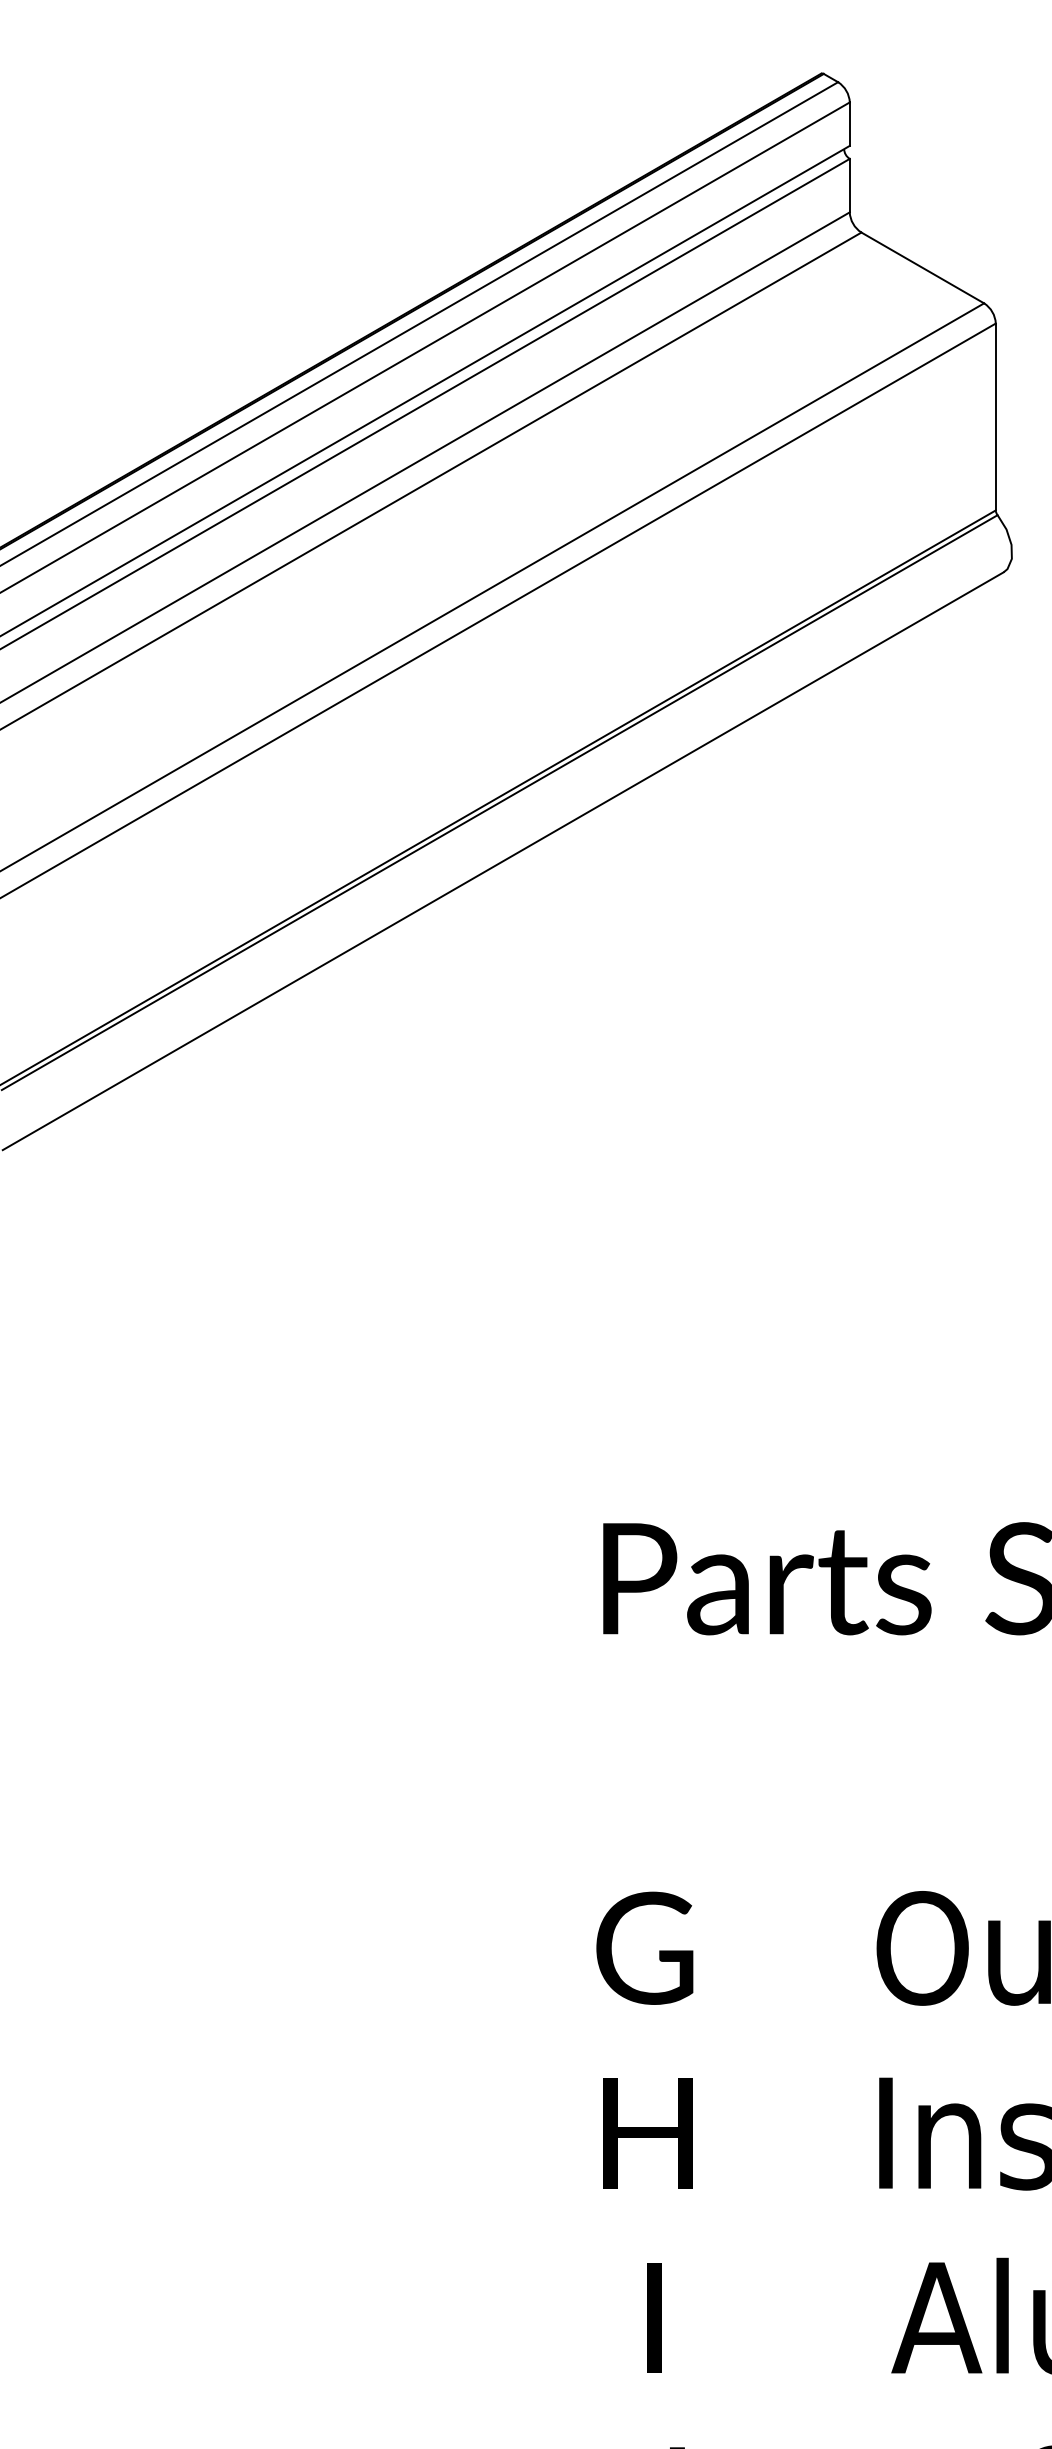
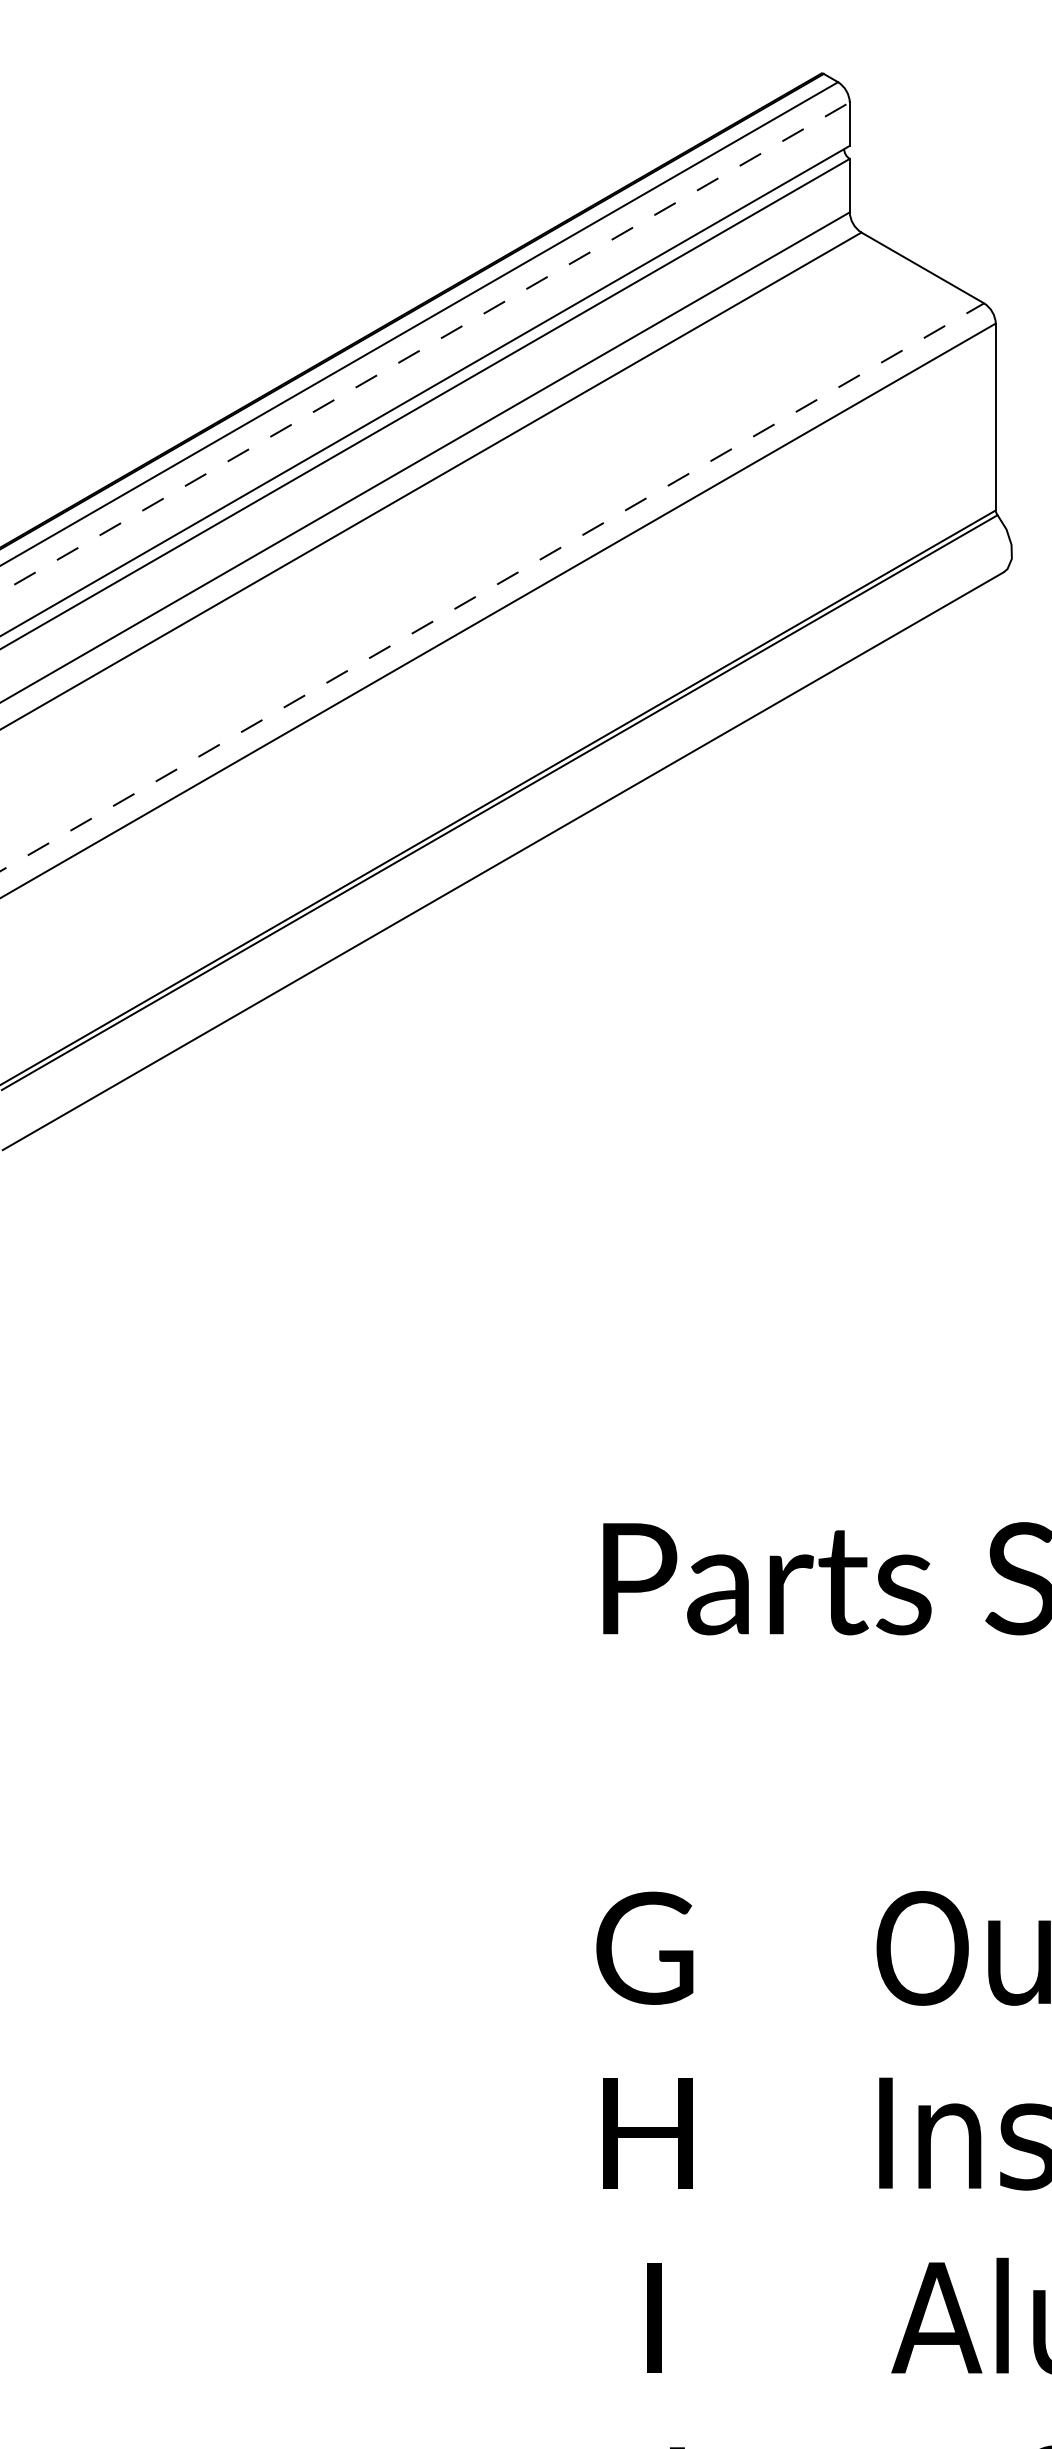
line: solid -> dashed (425, 347)
line: solid -> dashed (492, 587)
